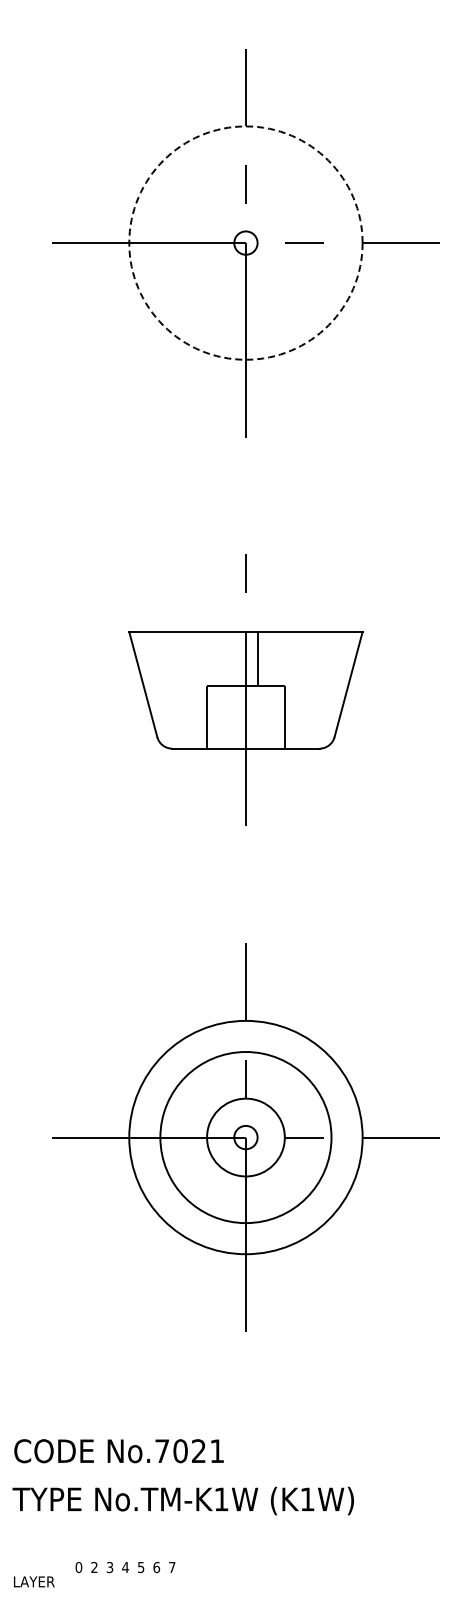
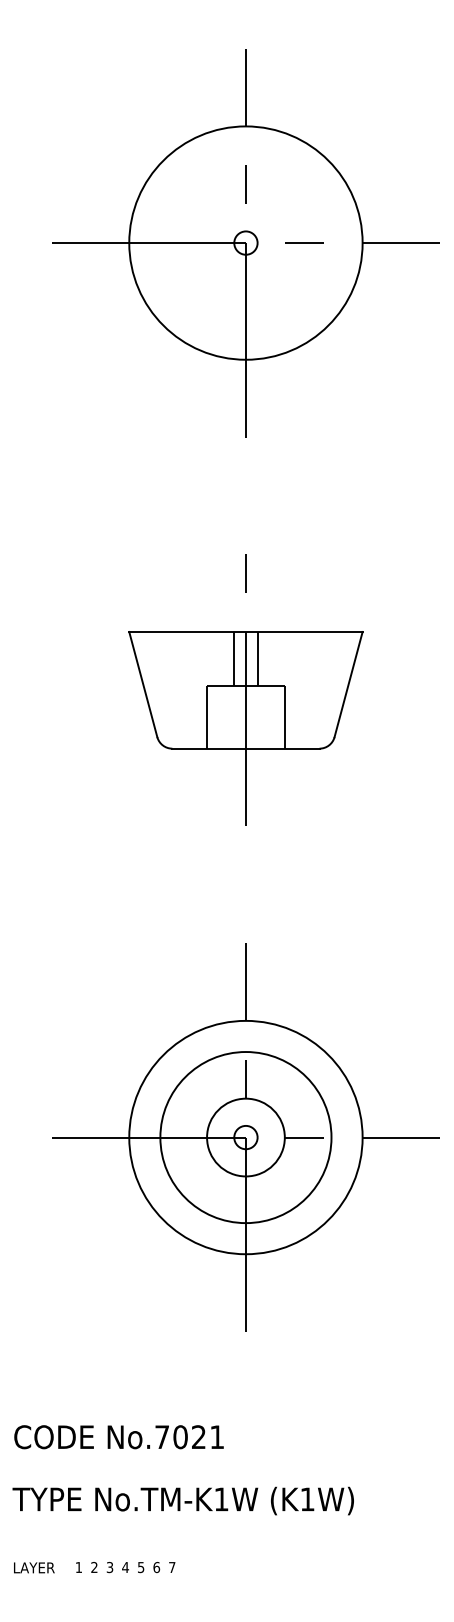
circle: dashed -> solid (245, 242)
line: none -> present (234, 659)
text position: (118, 1451) -> (118, 1437) (118, 1437)
text: 0 -> 1 (78, 1567)
text position: (34, 1581) -> (34, 1567) (34, 1567)
